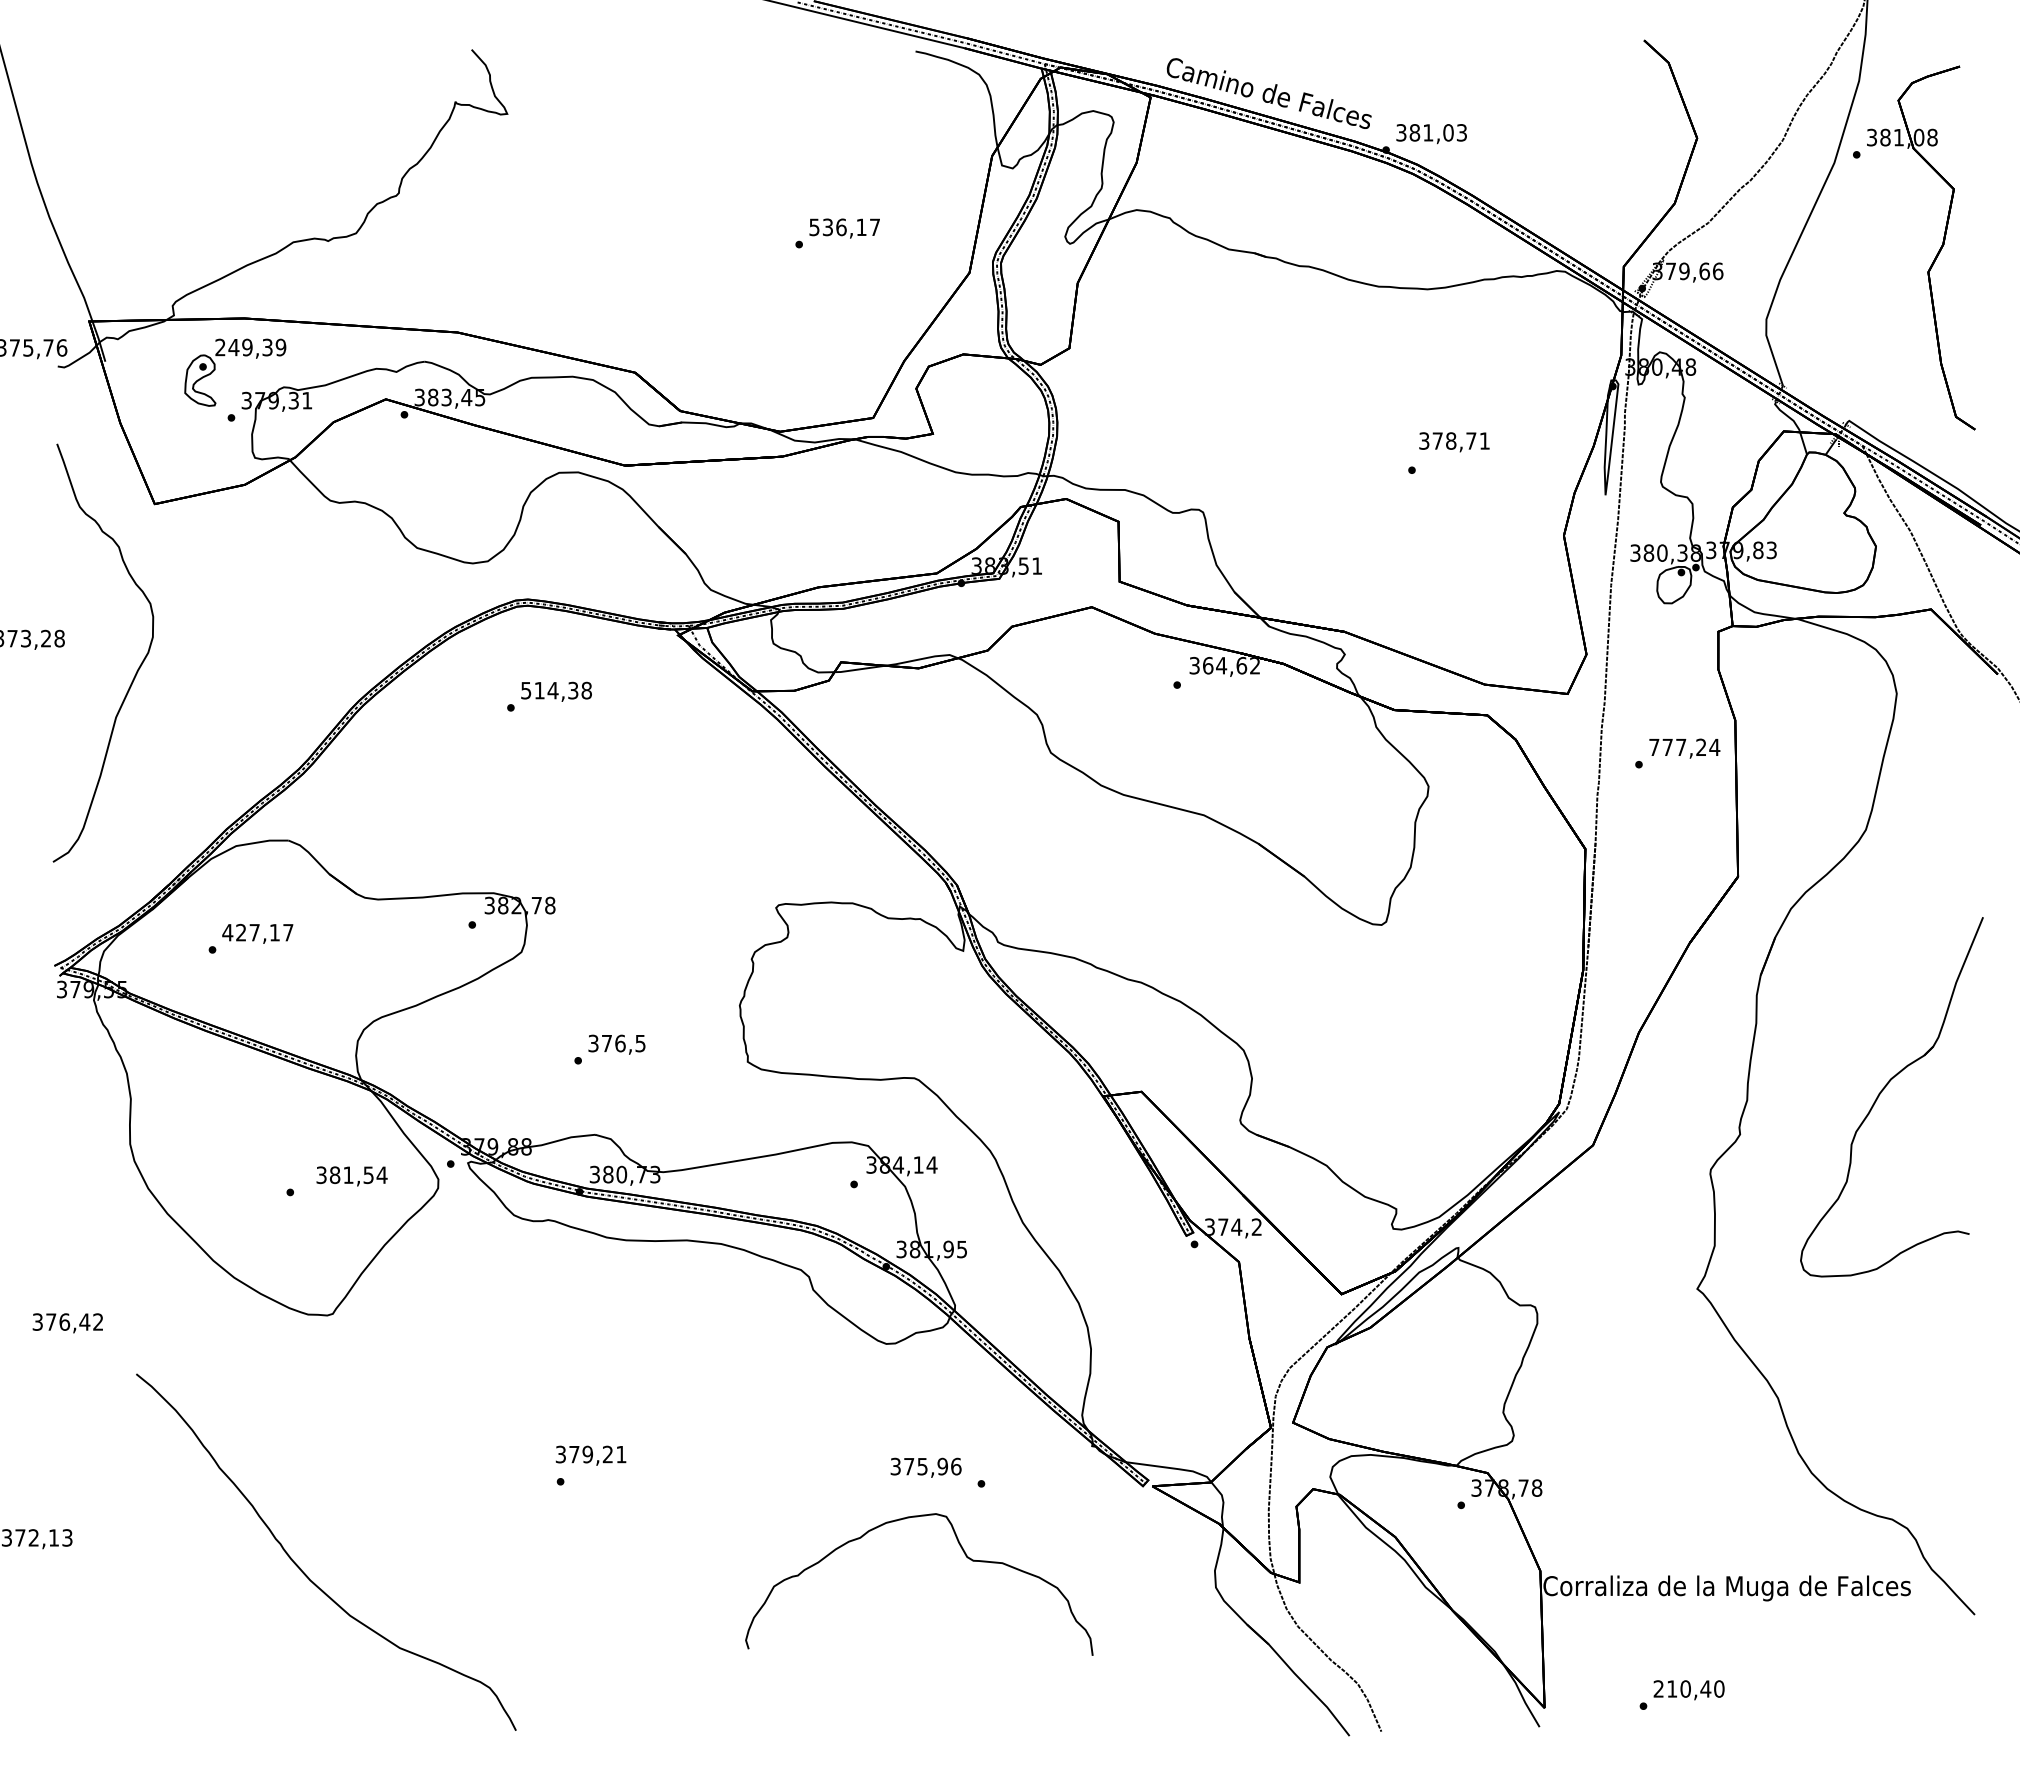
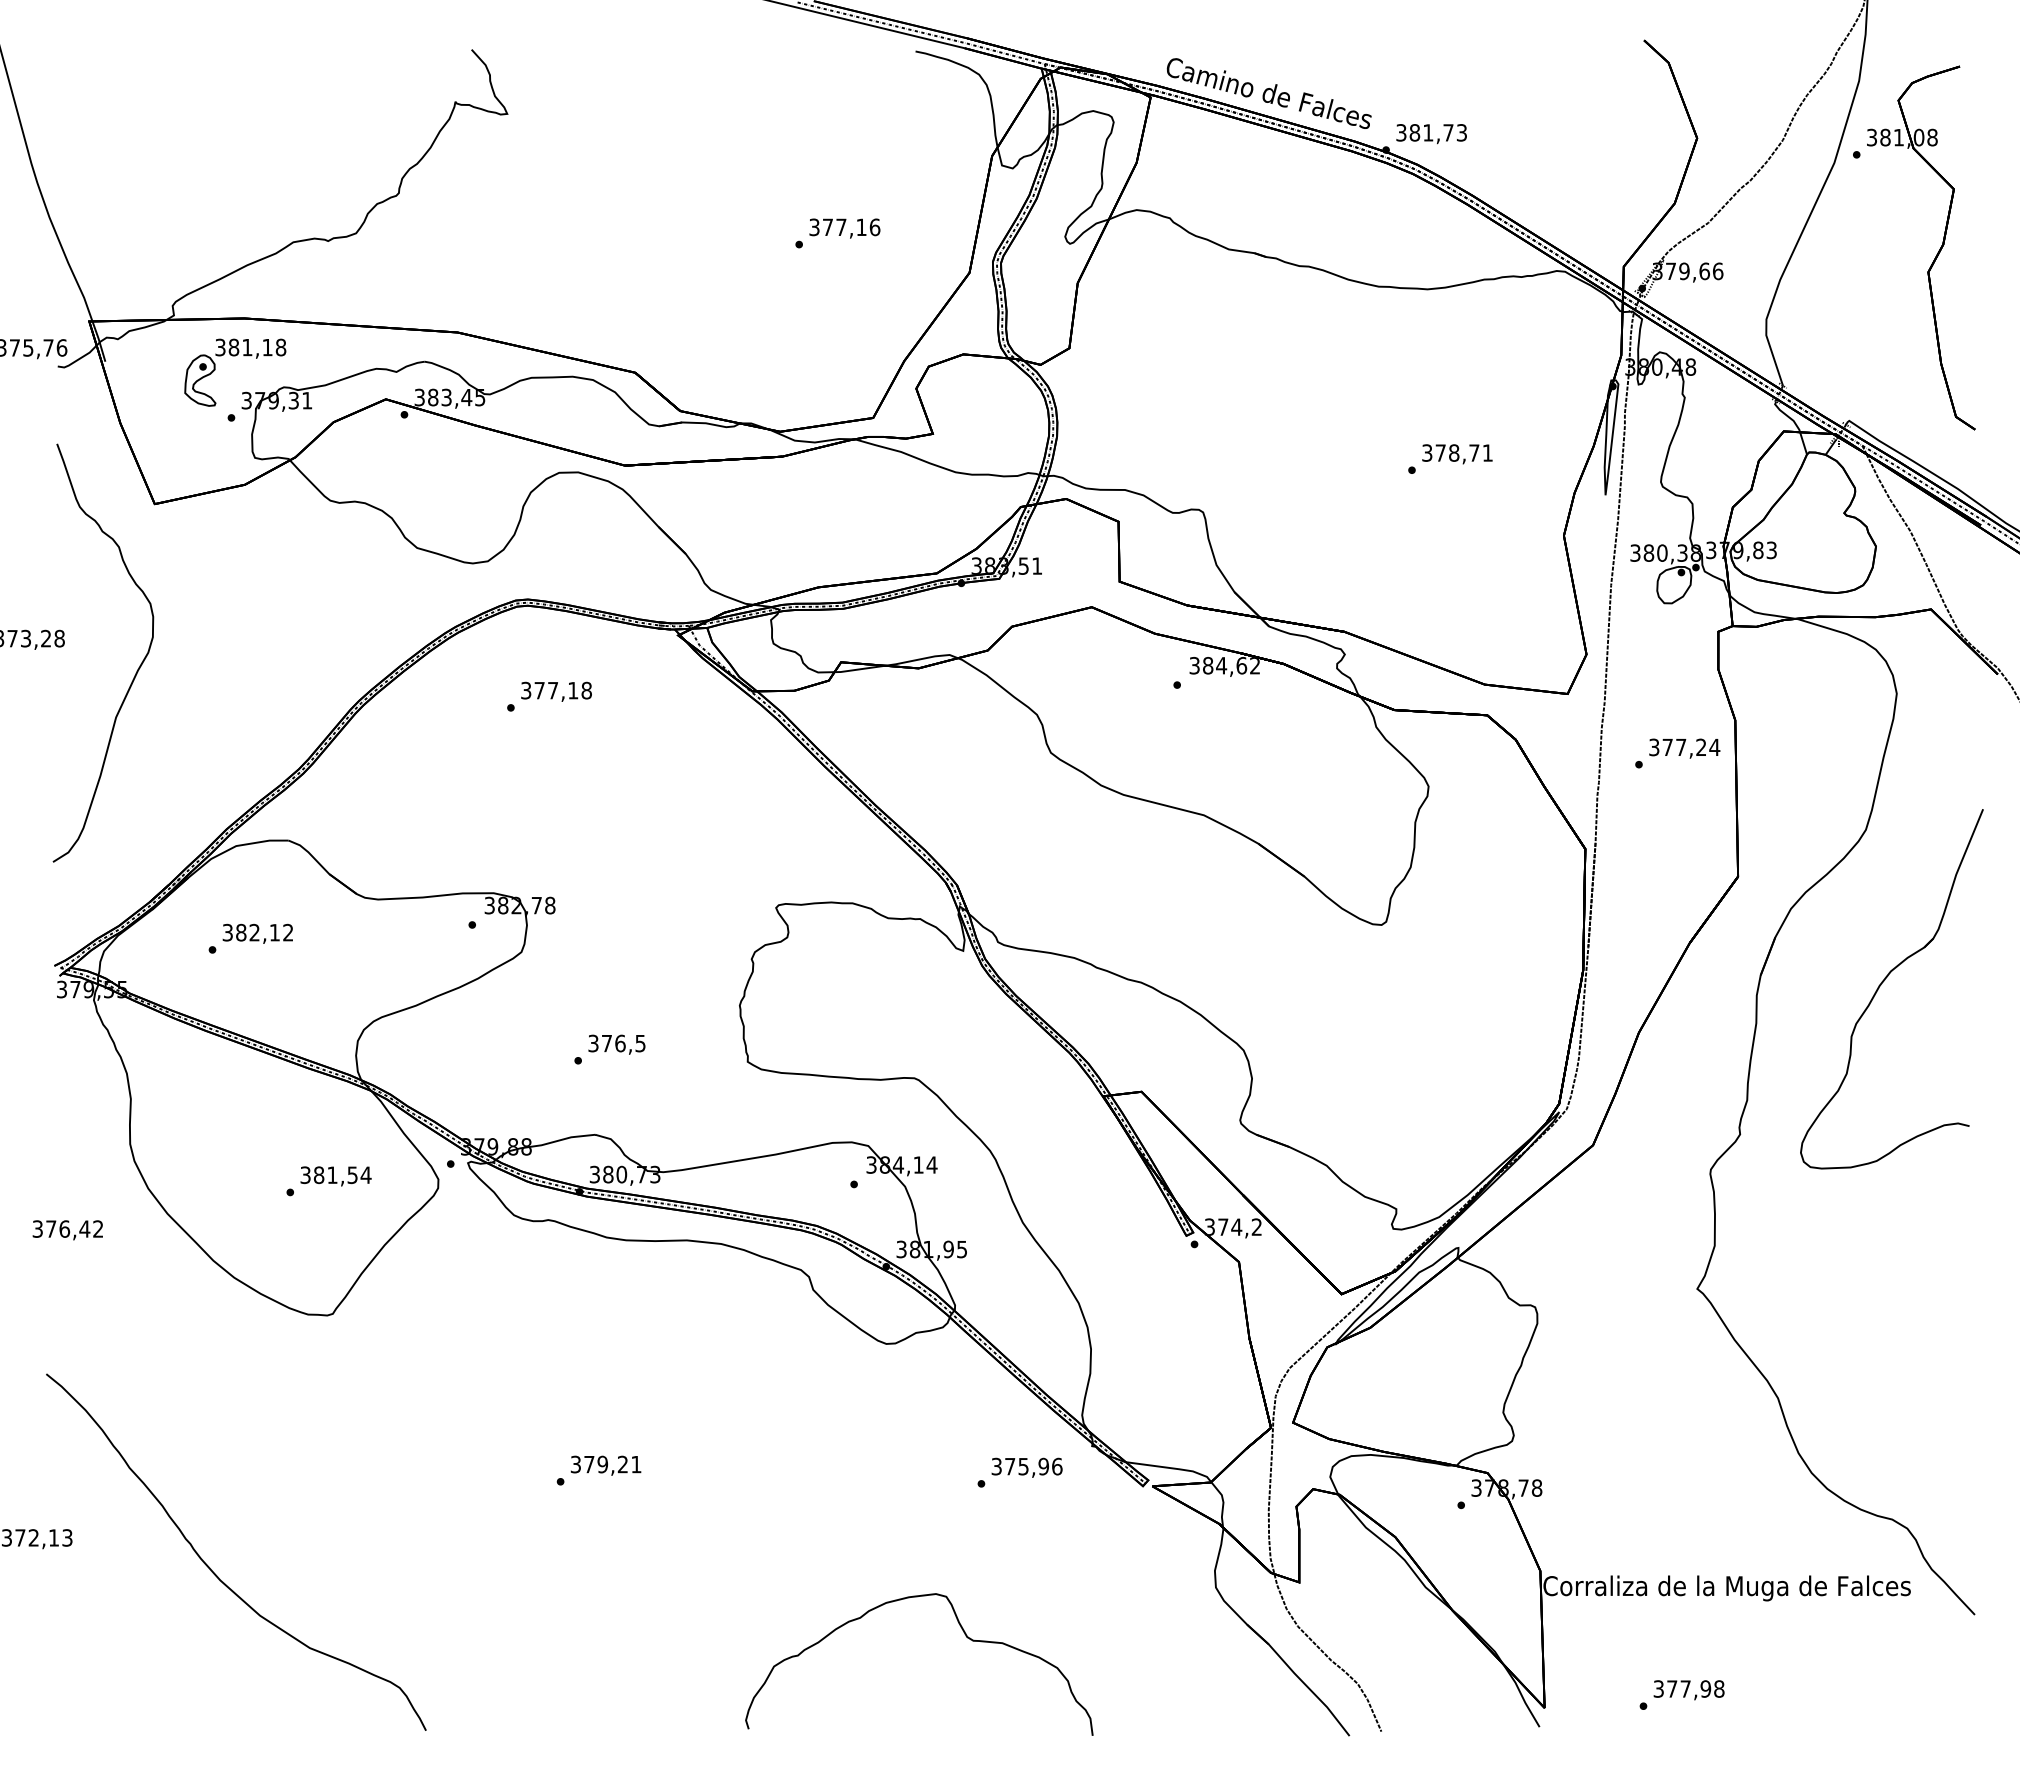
text: 381,03 -> 381,73 (1448, 132)
text: 536,17 -> 377,16 (845, 227)
text: 249,39 -> 381,18 (250, 347)
text position: (1454, 442) -> (1457, 454) (1457, 454)
text: 364,62 -> 384,62 (1208, 665)
text: 514,38 -> 377,18 (549, 690)
text: 777,24 -> 377,24 (1654, 747)
text: 427,17 -> 382,12 (257, 932)
part position: (1884, 1089) -> (1884, 981) (1884, 981)
text position: (351, 1176) -> (335, 1176) (335, 1176)
text position: (67, 1323) -> (67, 1230) (67, 1230)
text position: (590, 1455) -> (605, 1465) (605, 1465)
text position: (925, 1467) -> (1026, 1467) (1026, 1467)
curve position: (965, 1556) -> (965, 1636) (965, 1636)
curve position: (304, 1572) -> (214, 1572) (214, 1572)
text: 210,40 -> 377,98 (1688, 1688)
